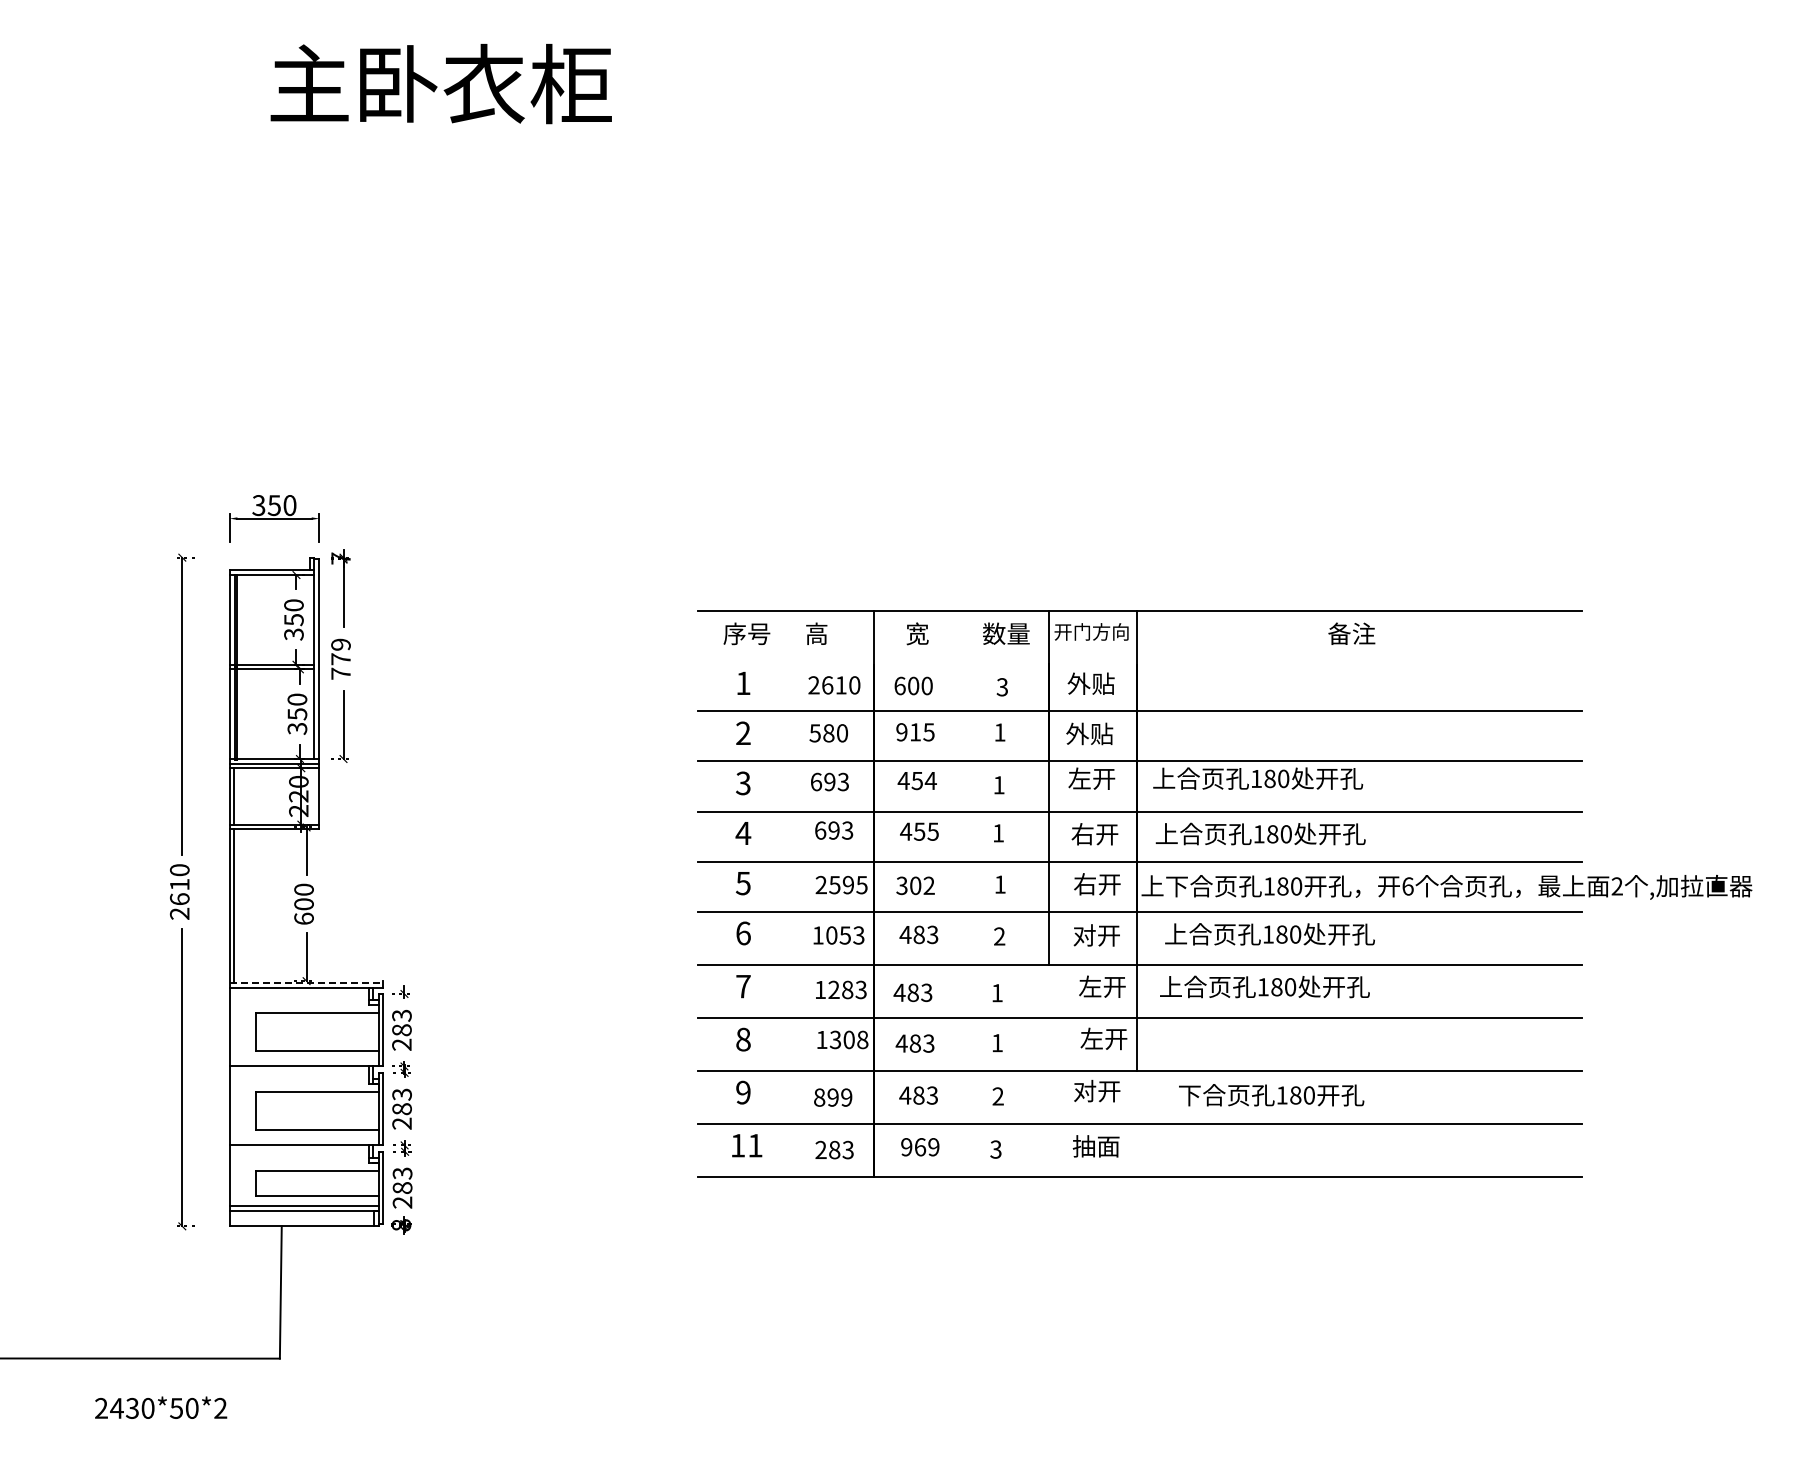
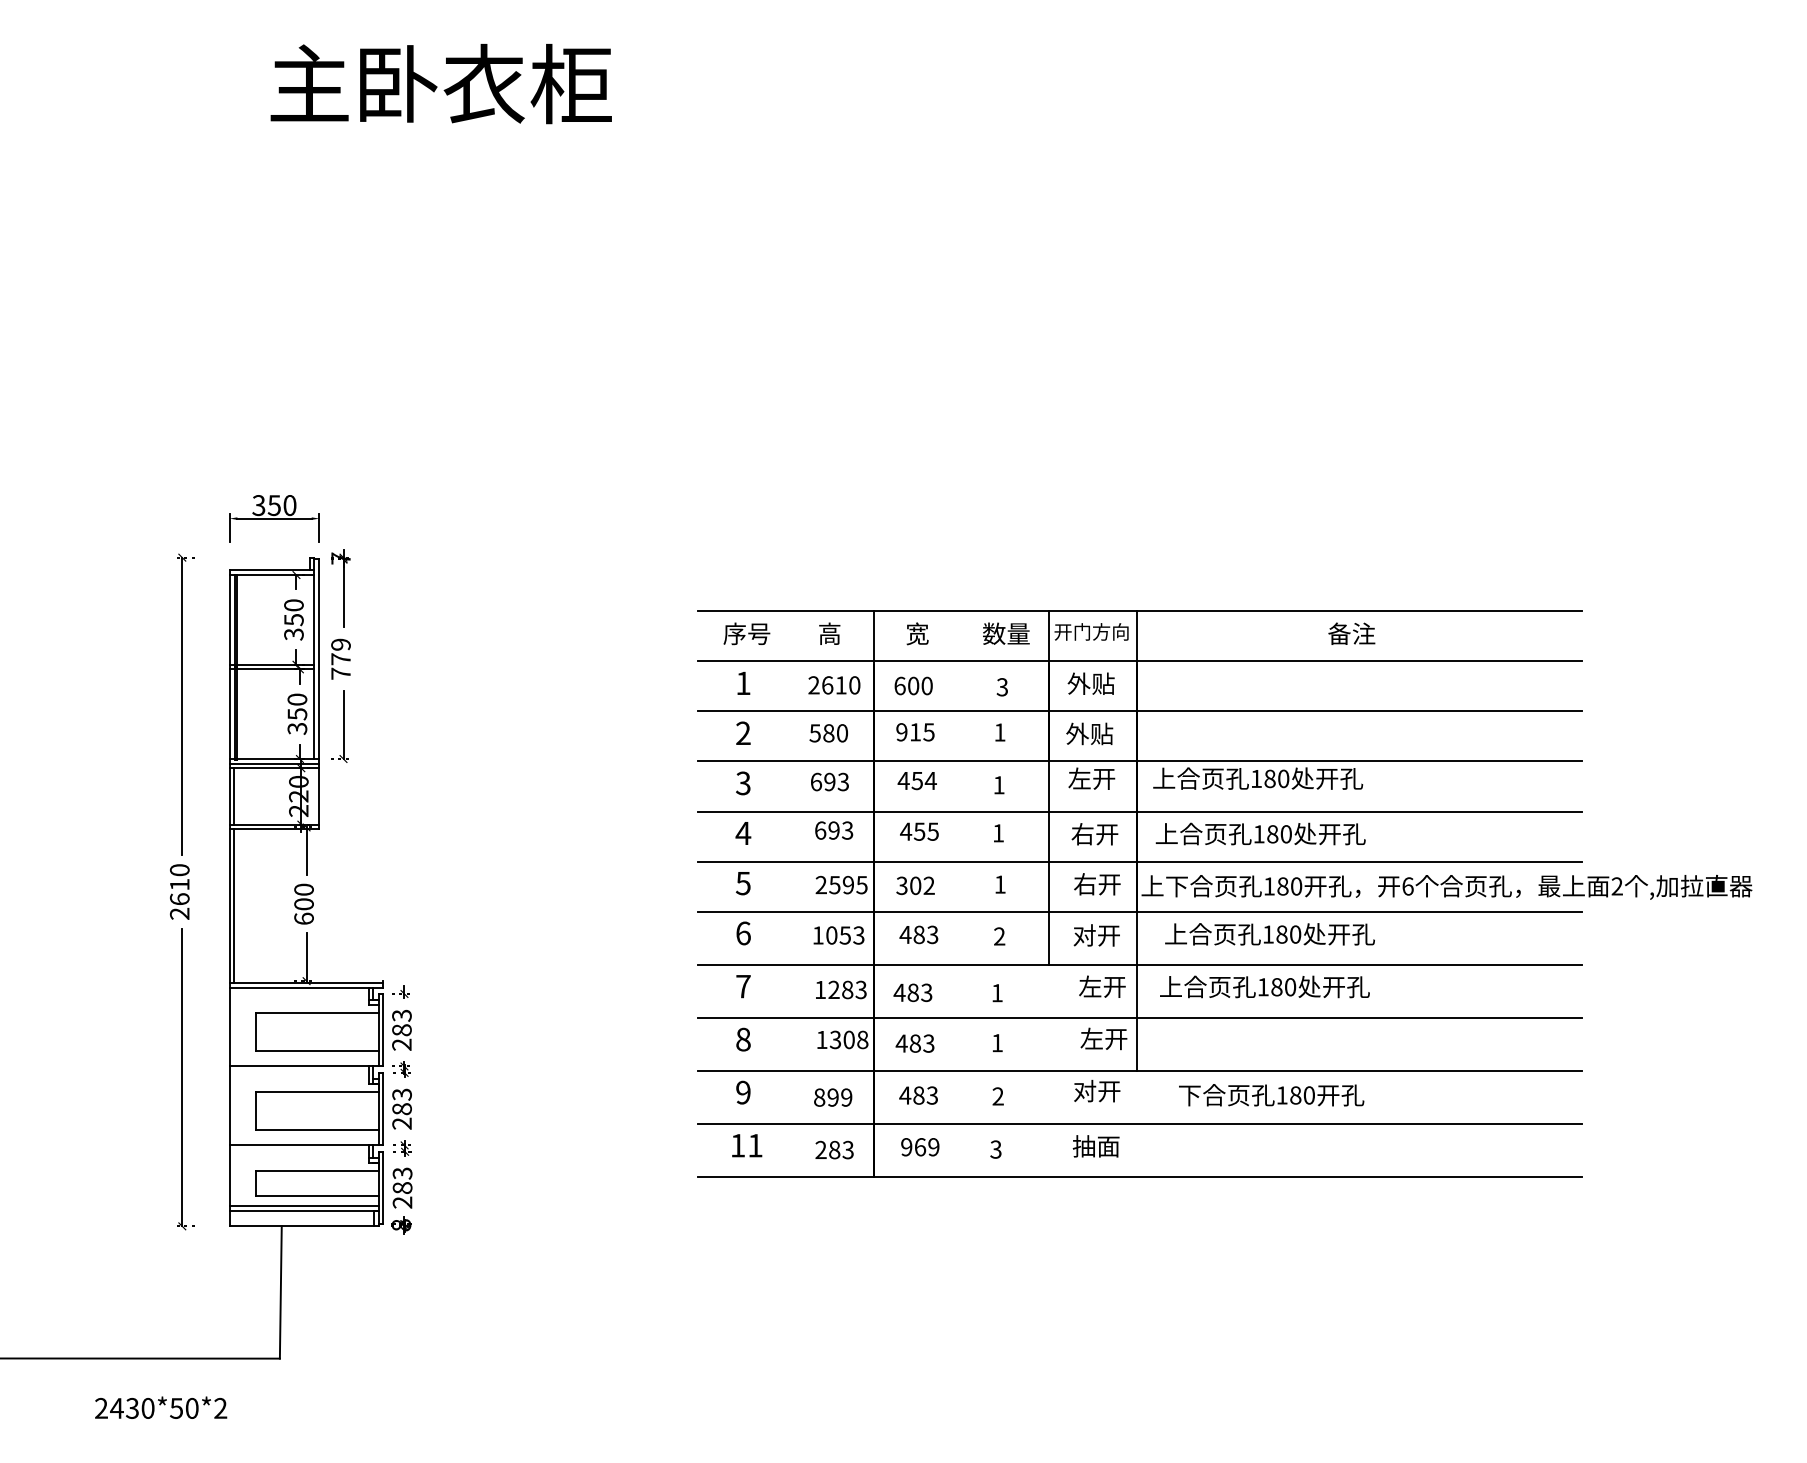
text position: (816, 633) -> (829, 633) (829, 633)
line: none -> present (1139, 661)
line: dashed -> solid (306, 982)
